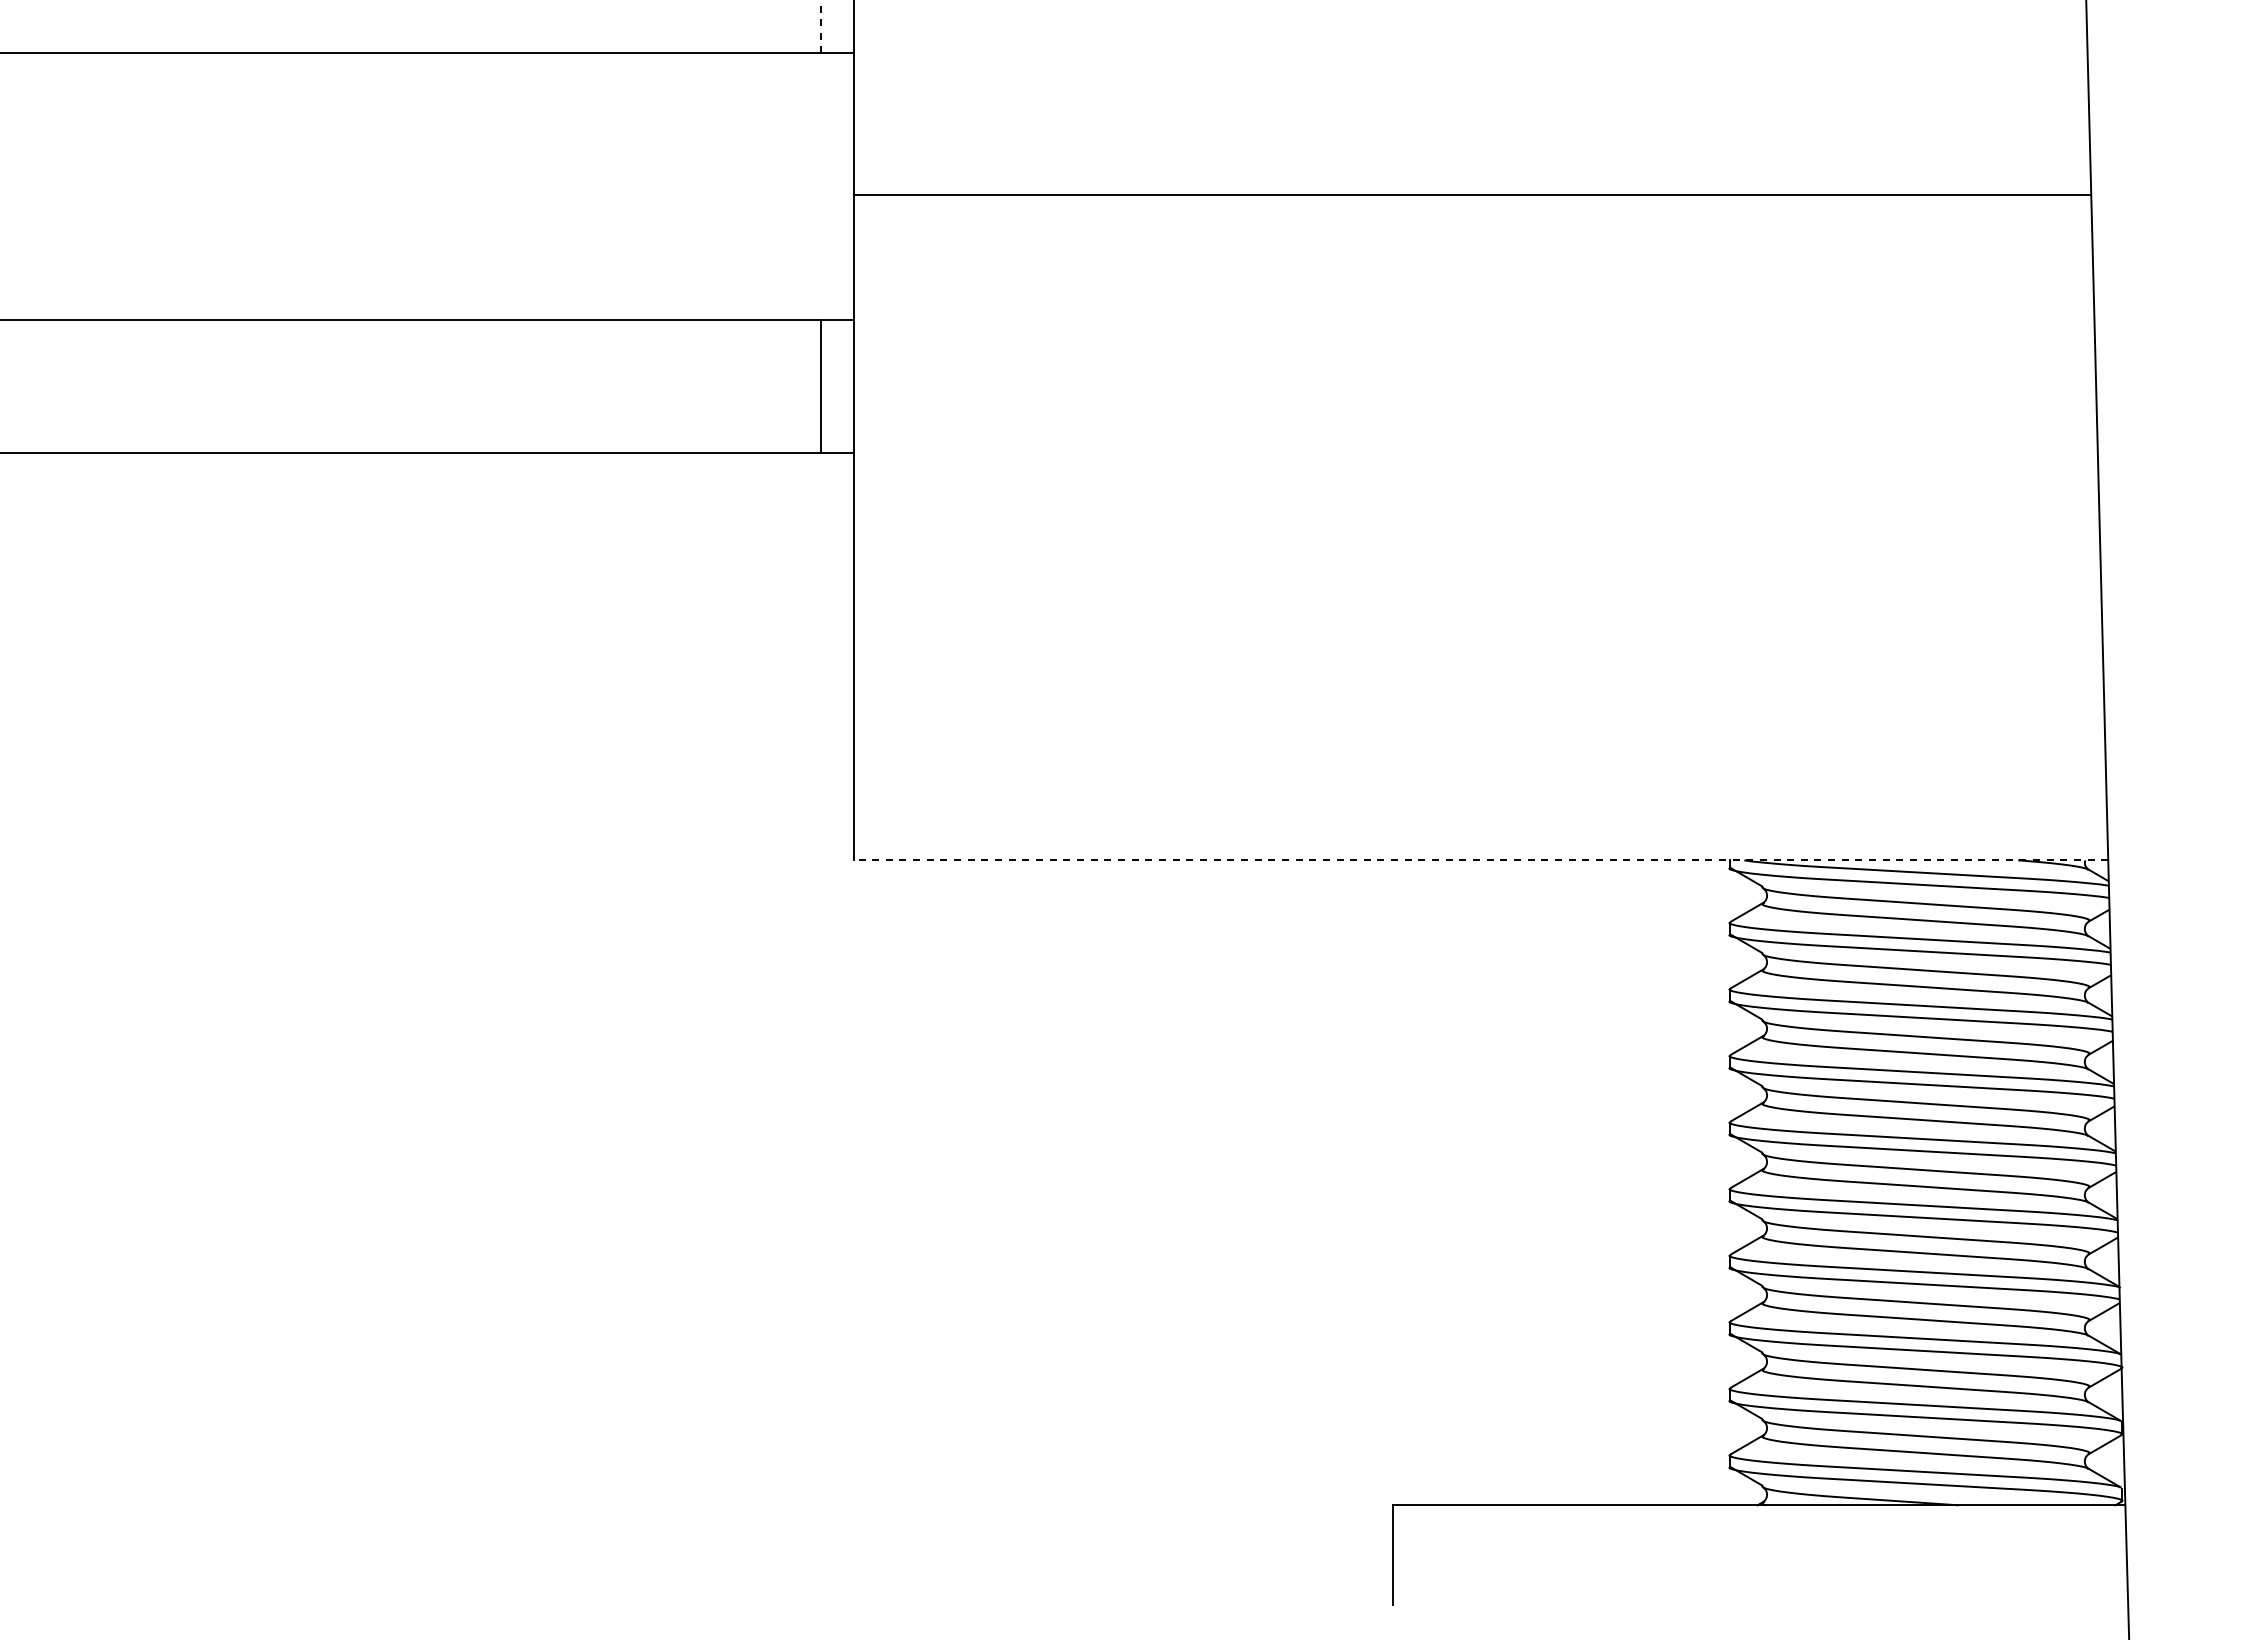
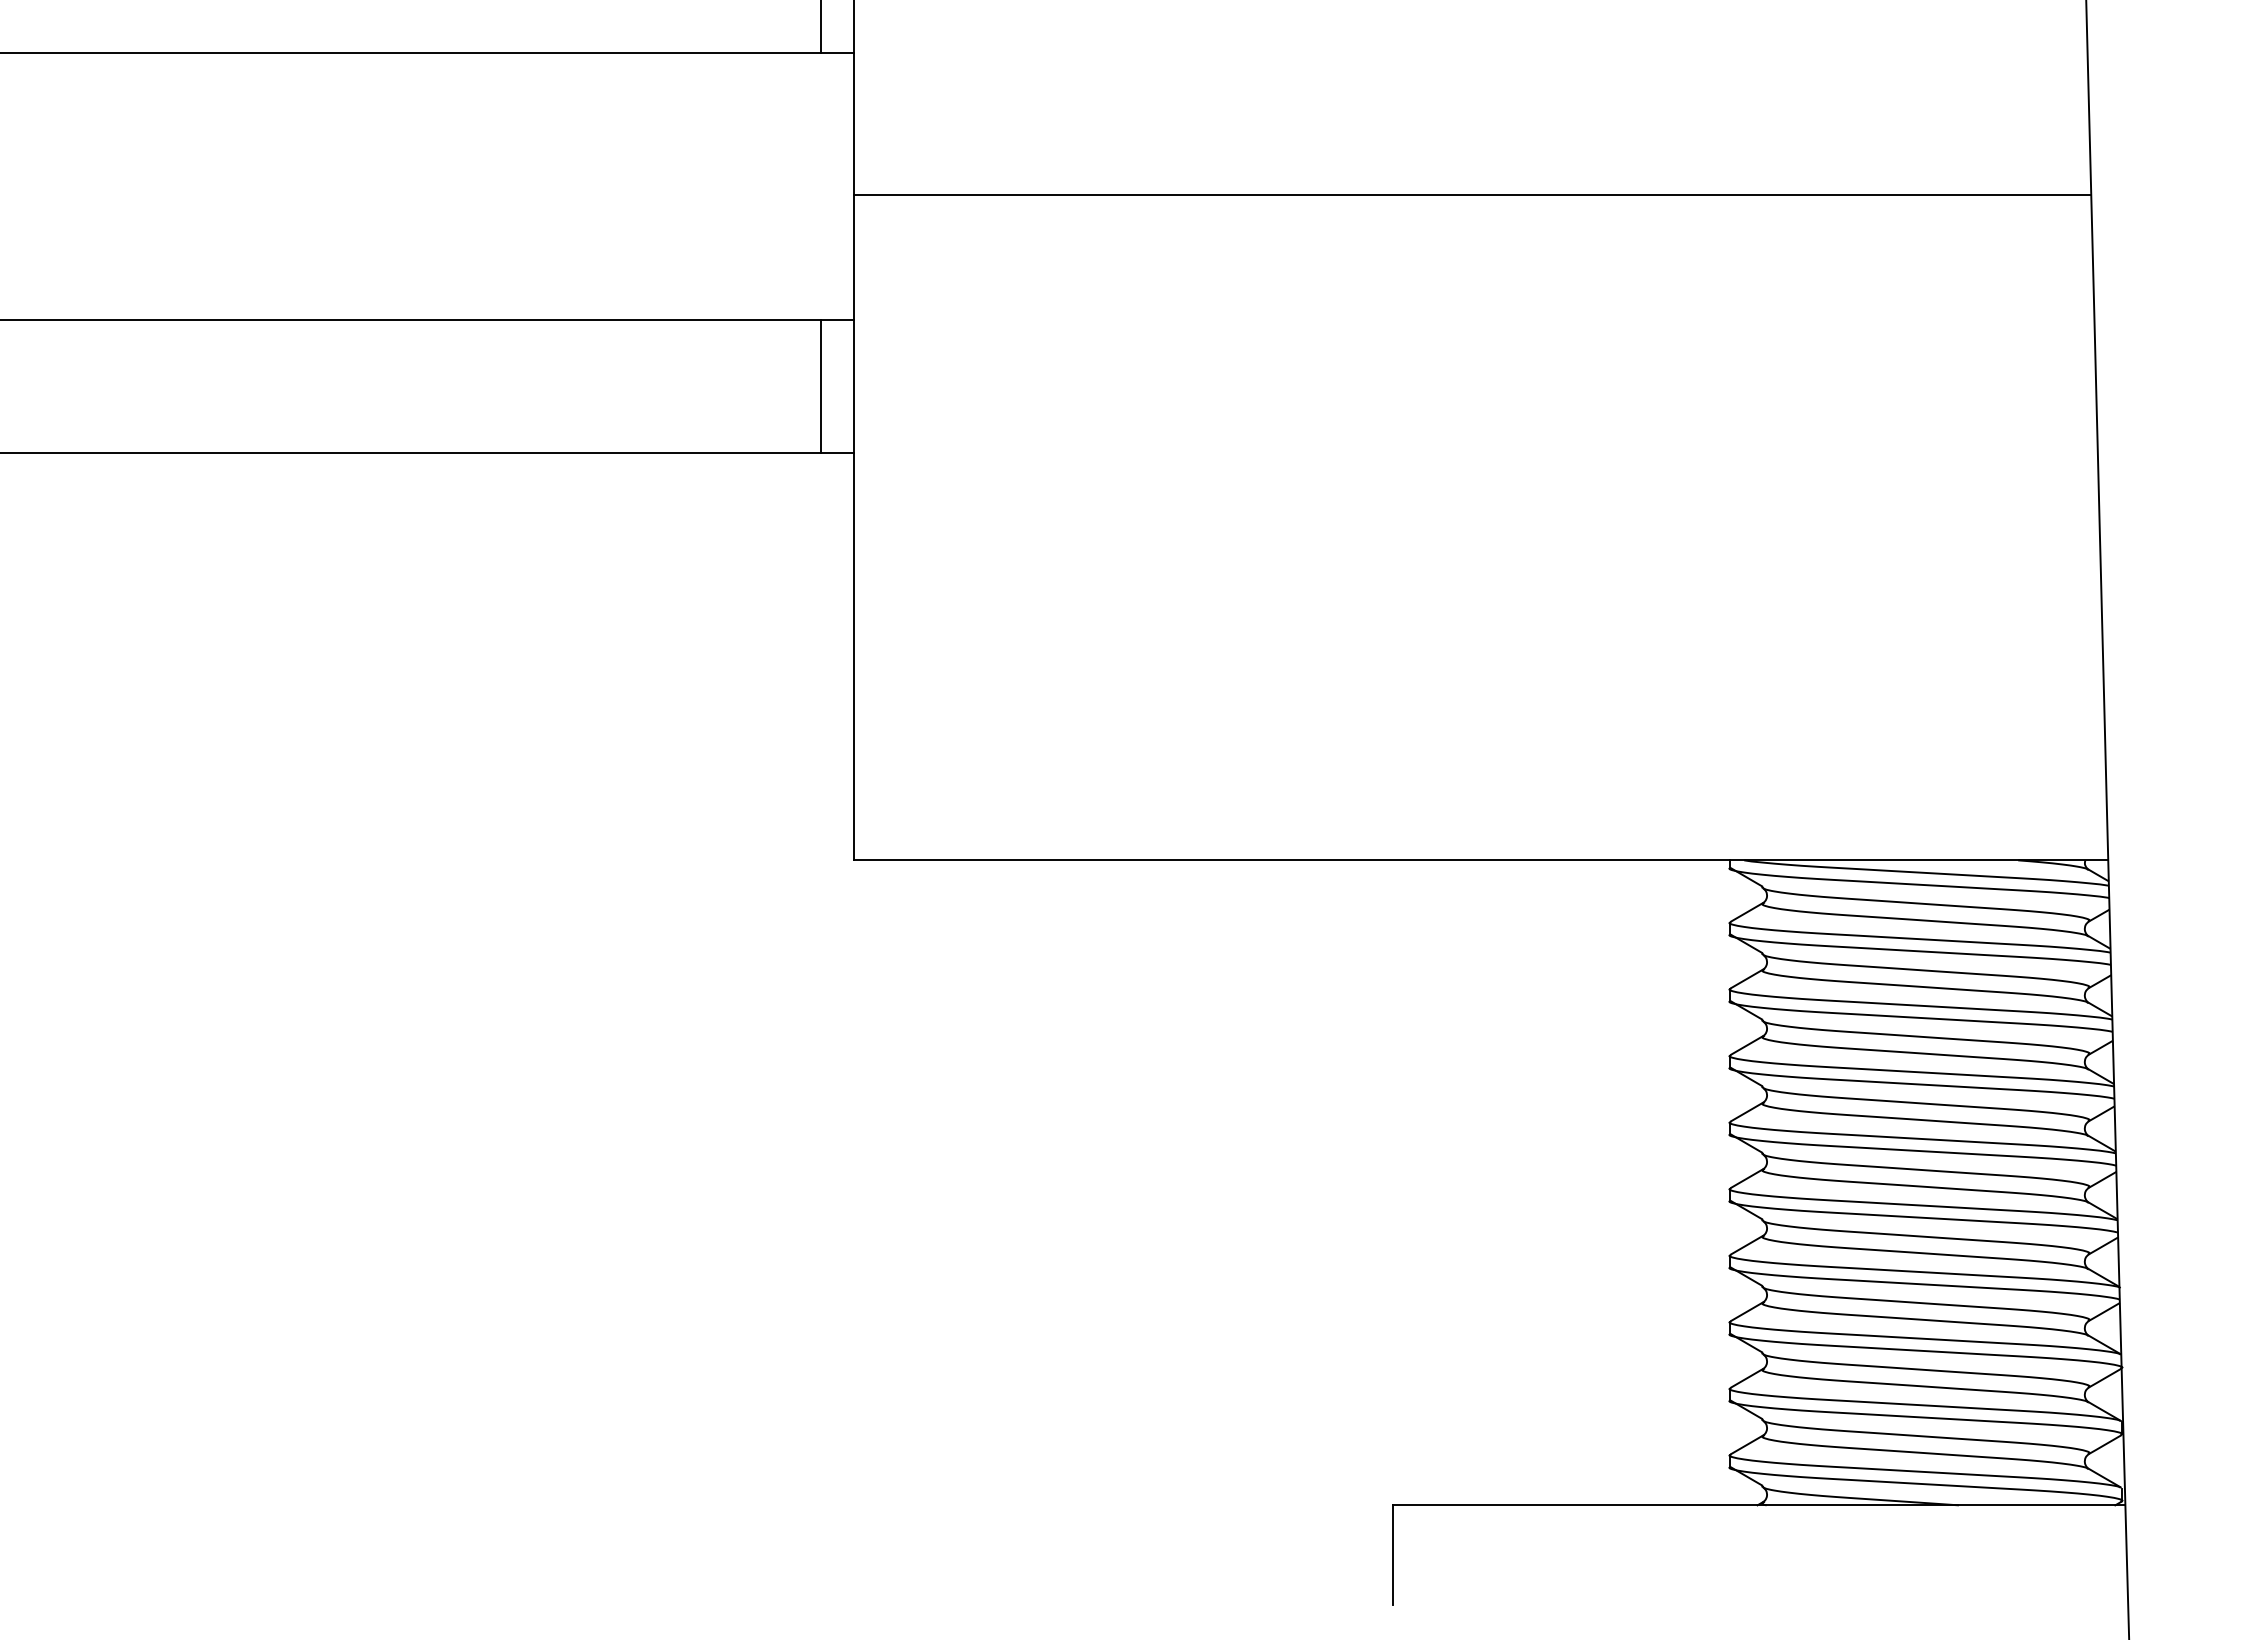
line: dashed -> solid (820, 26)
line: dashed -> solid (1480, 860)
